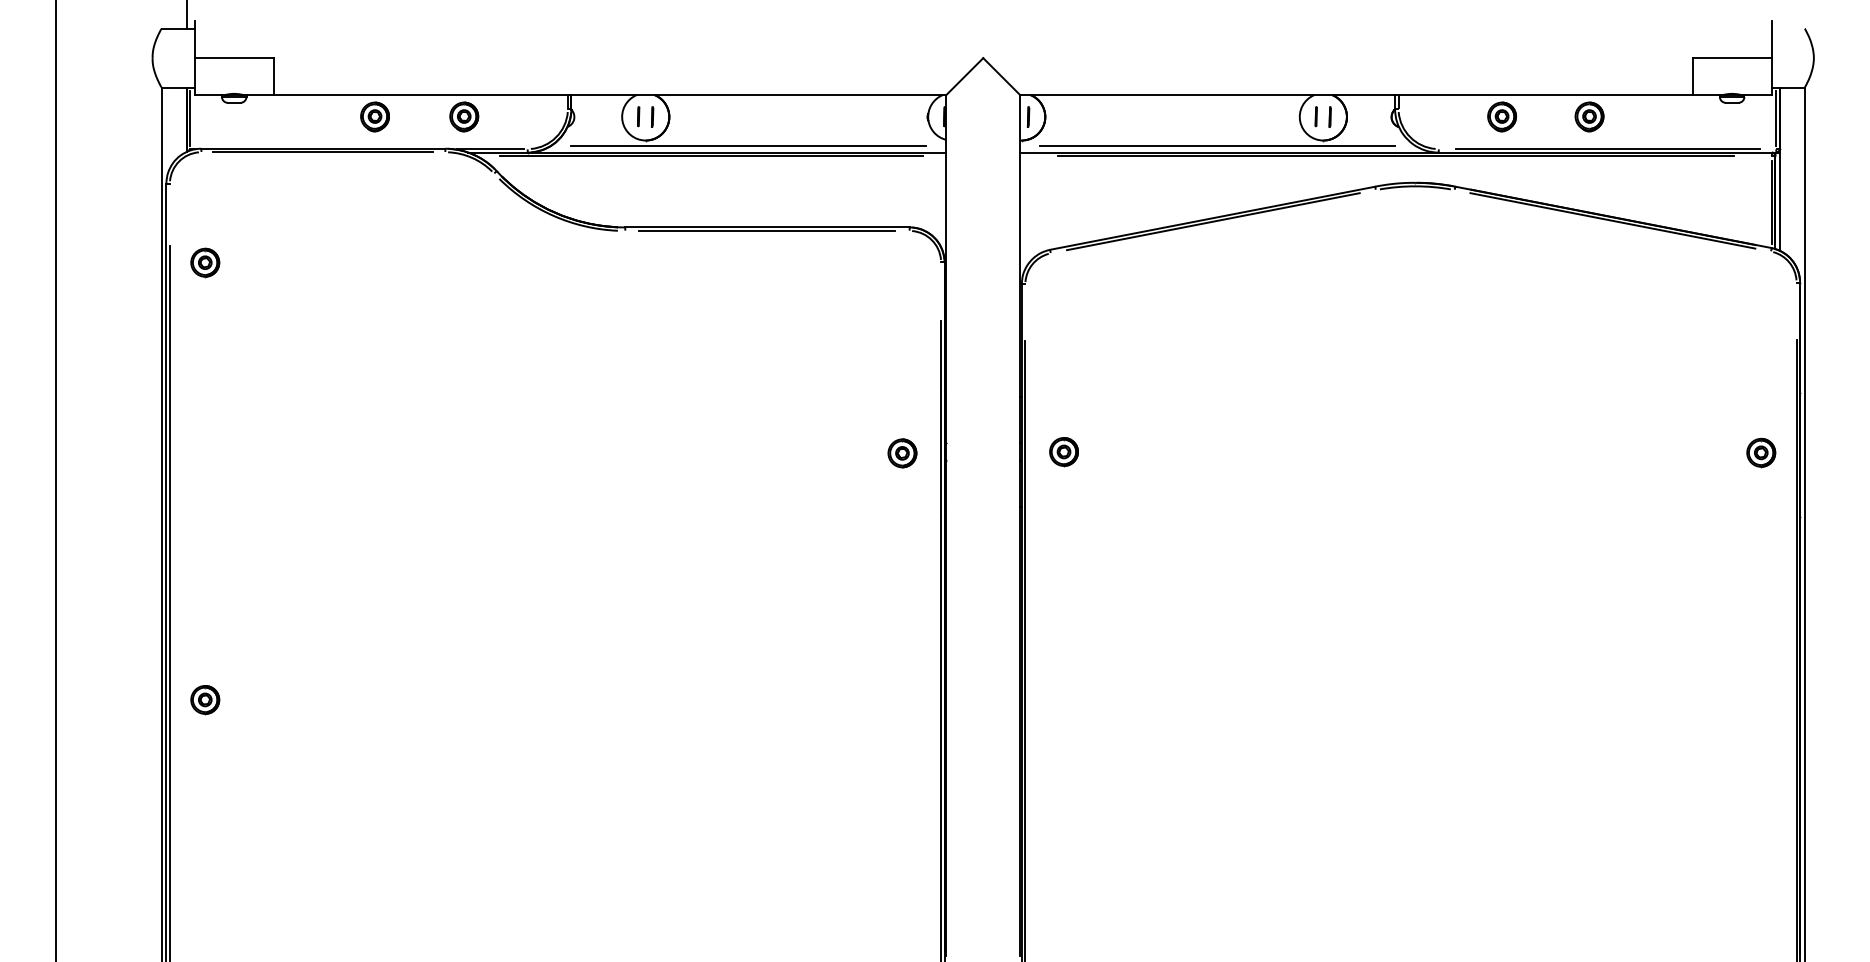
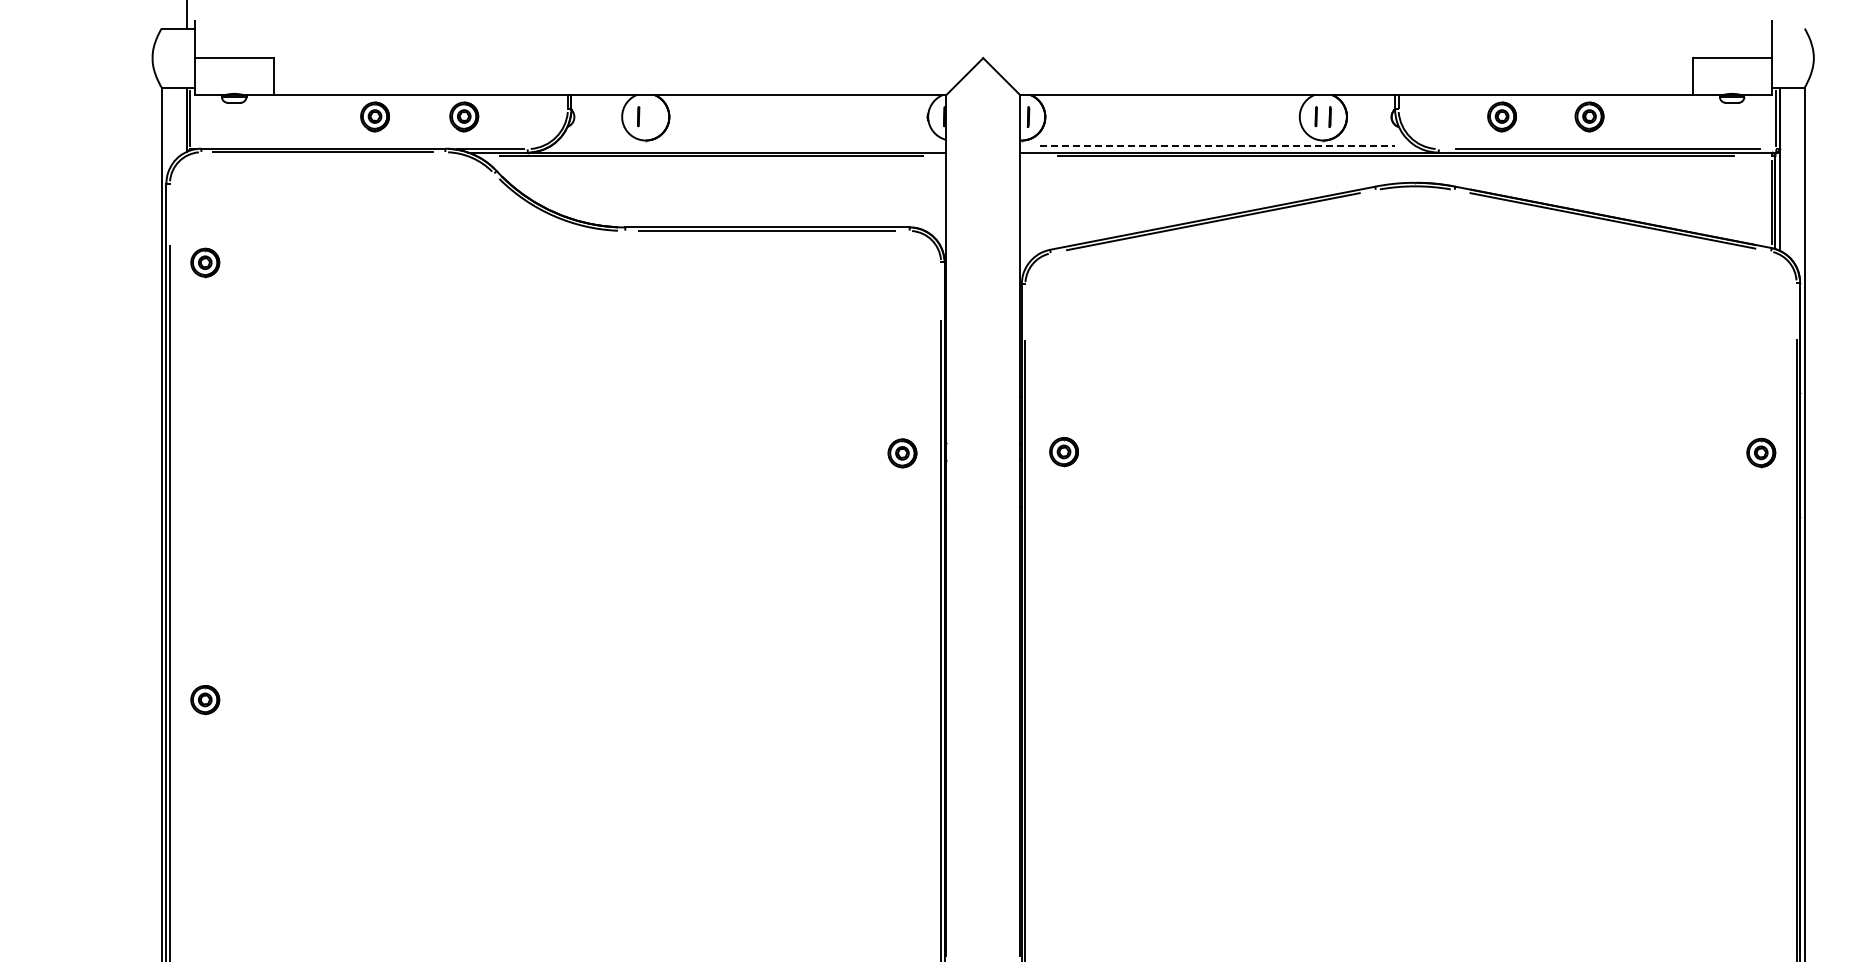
line: present -> none (652, 116)
line: present -> none (748, 145)
line: solid -> dashed (1217, 145)
line: present -> none (56, 480)
